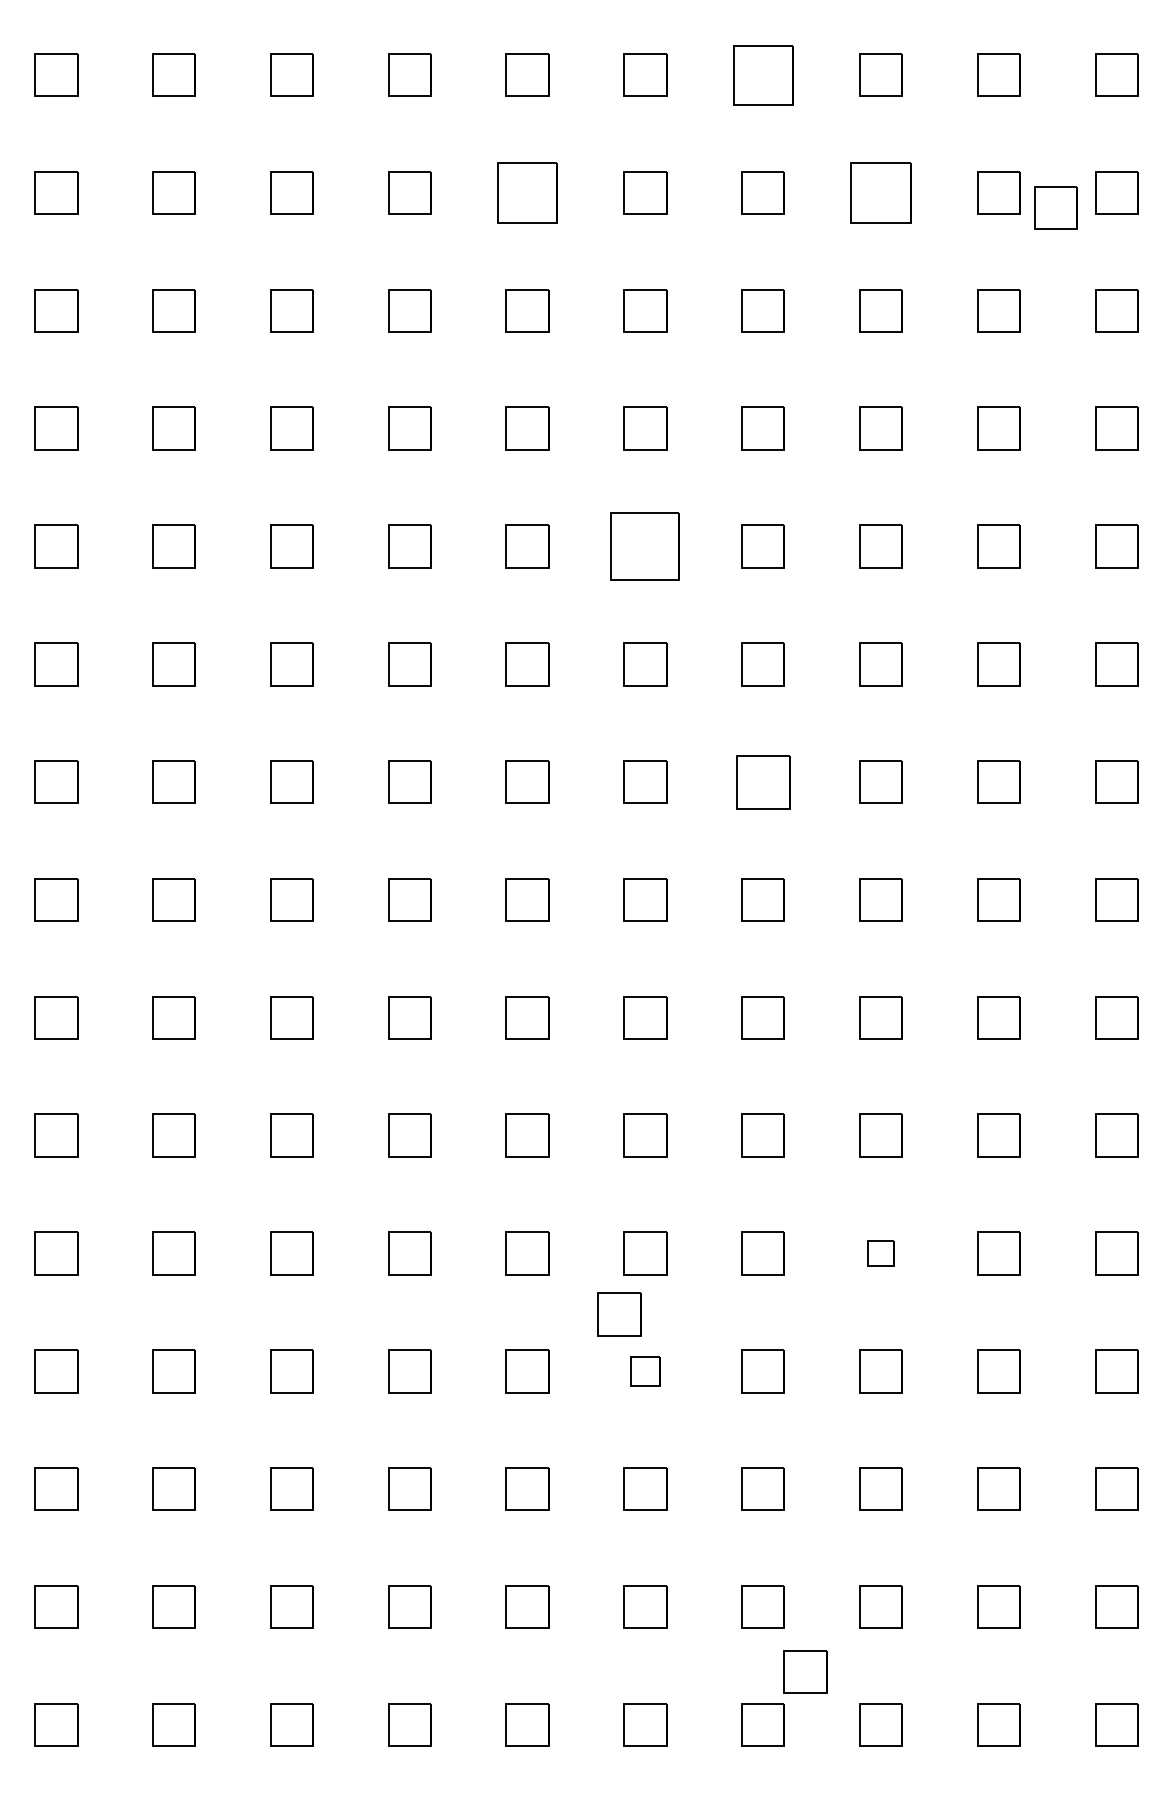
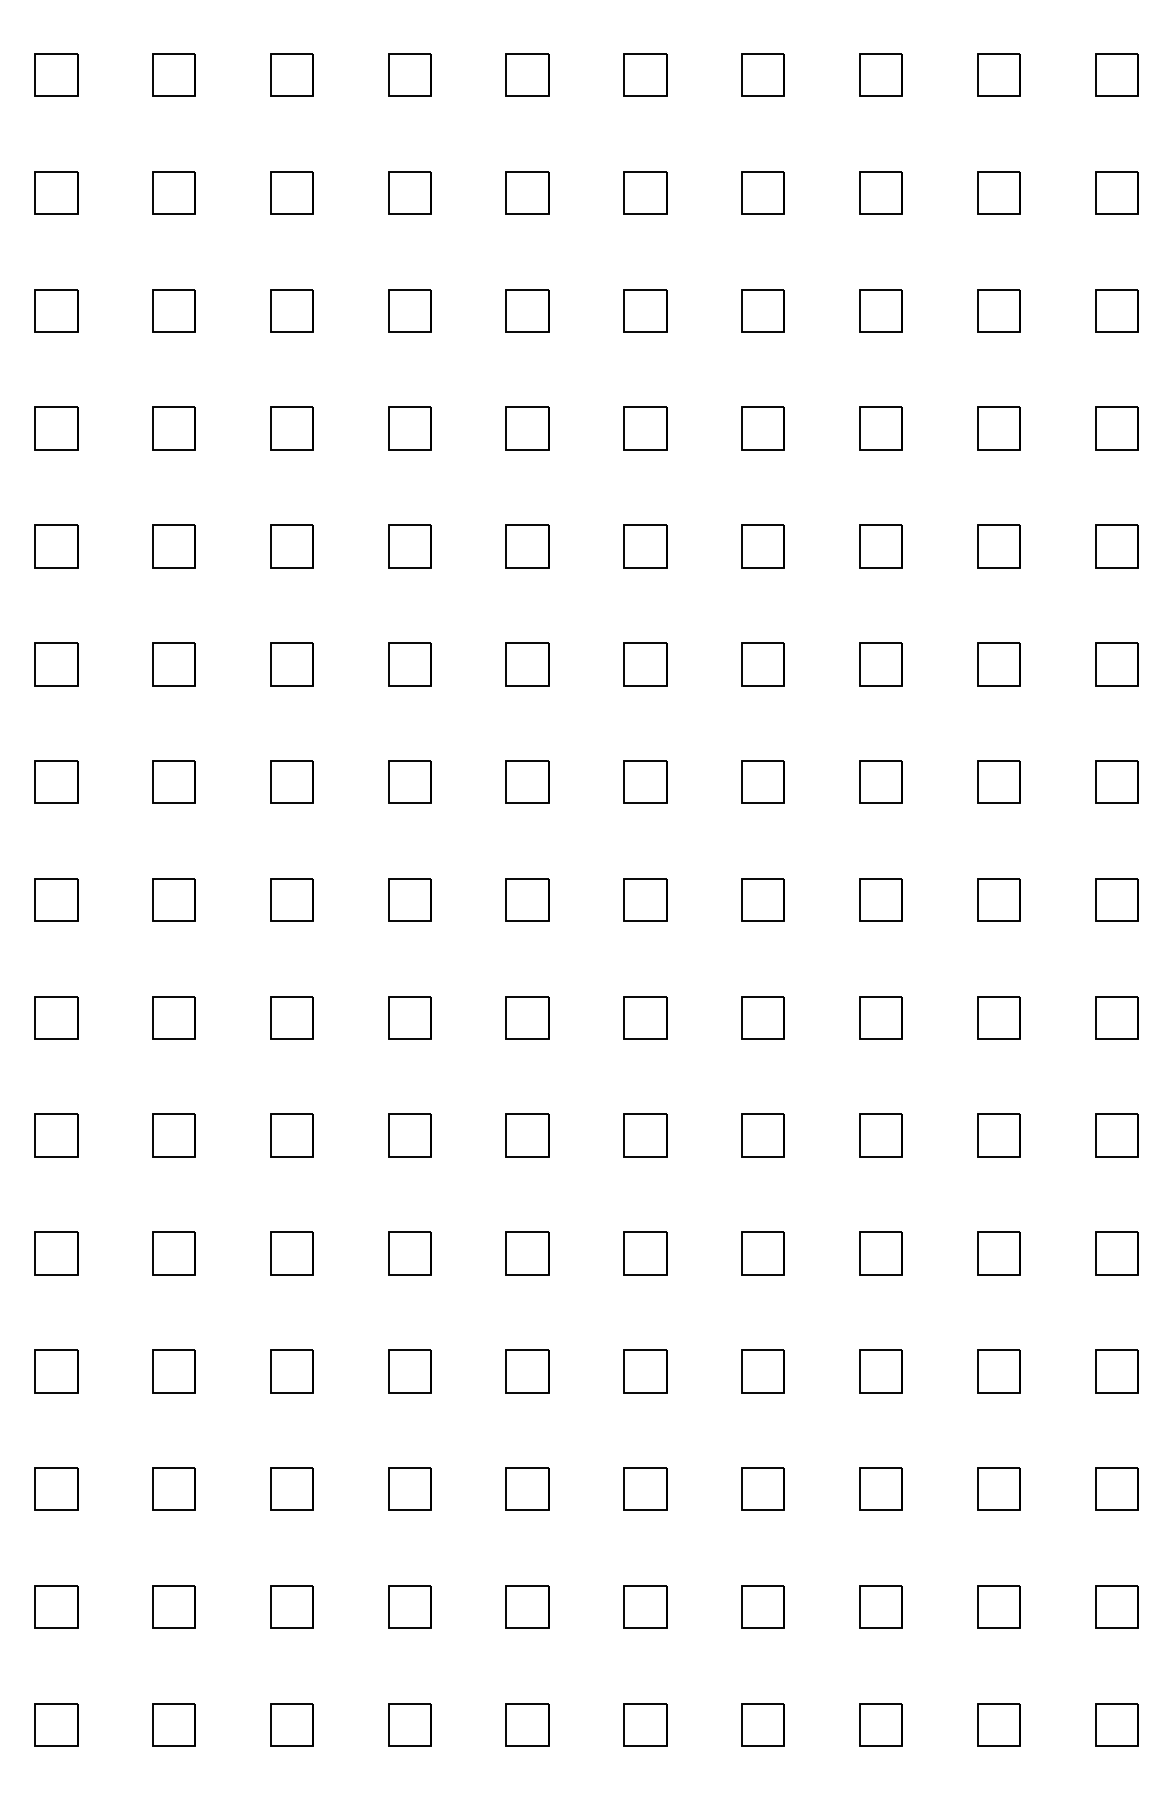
part size: 61x61 px -> 44x44 px (762, 74)
part size: 61x62 px -> 45x44 px (527, 192)
part size: 62x62 px -> 44x44 px (880, 192)
part: present -> none (1055, 207)
part size: 70x69 px -> 45x45 px (645, 546)
part size: 55x55 px -> 44x44 px (762, 781)
part size: 28x27 px -> 44x45 px (880, 1253)
part: present -> none (619, 1314)
part size: 31x31 px -> 45x45 px (645, 1371)
part: present -> none (805, 1671)
